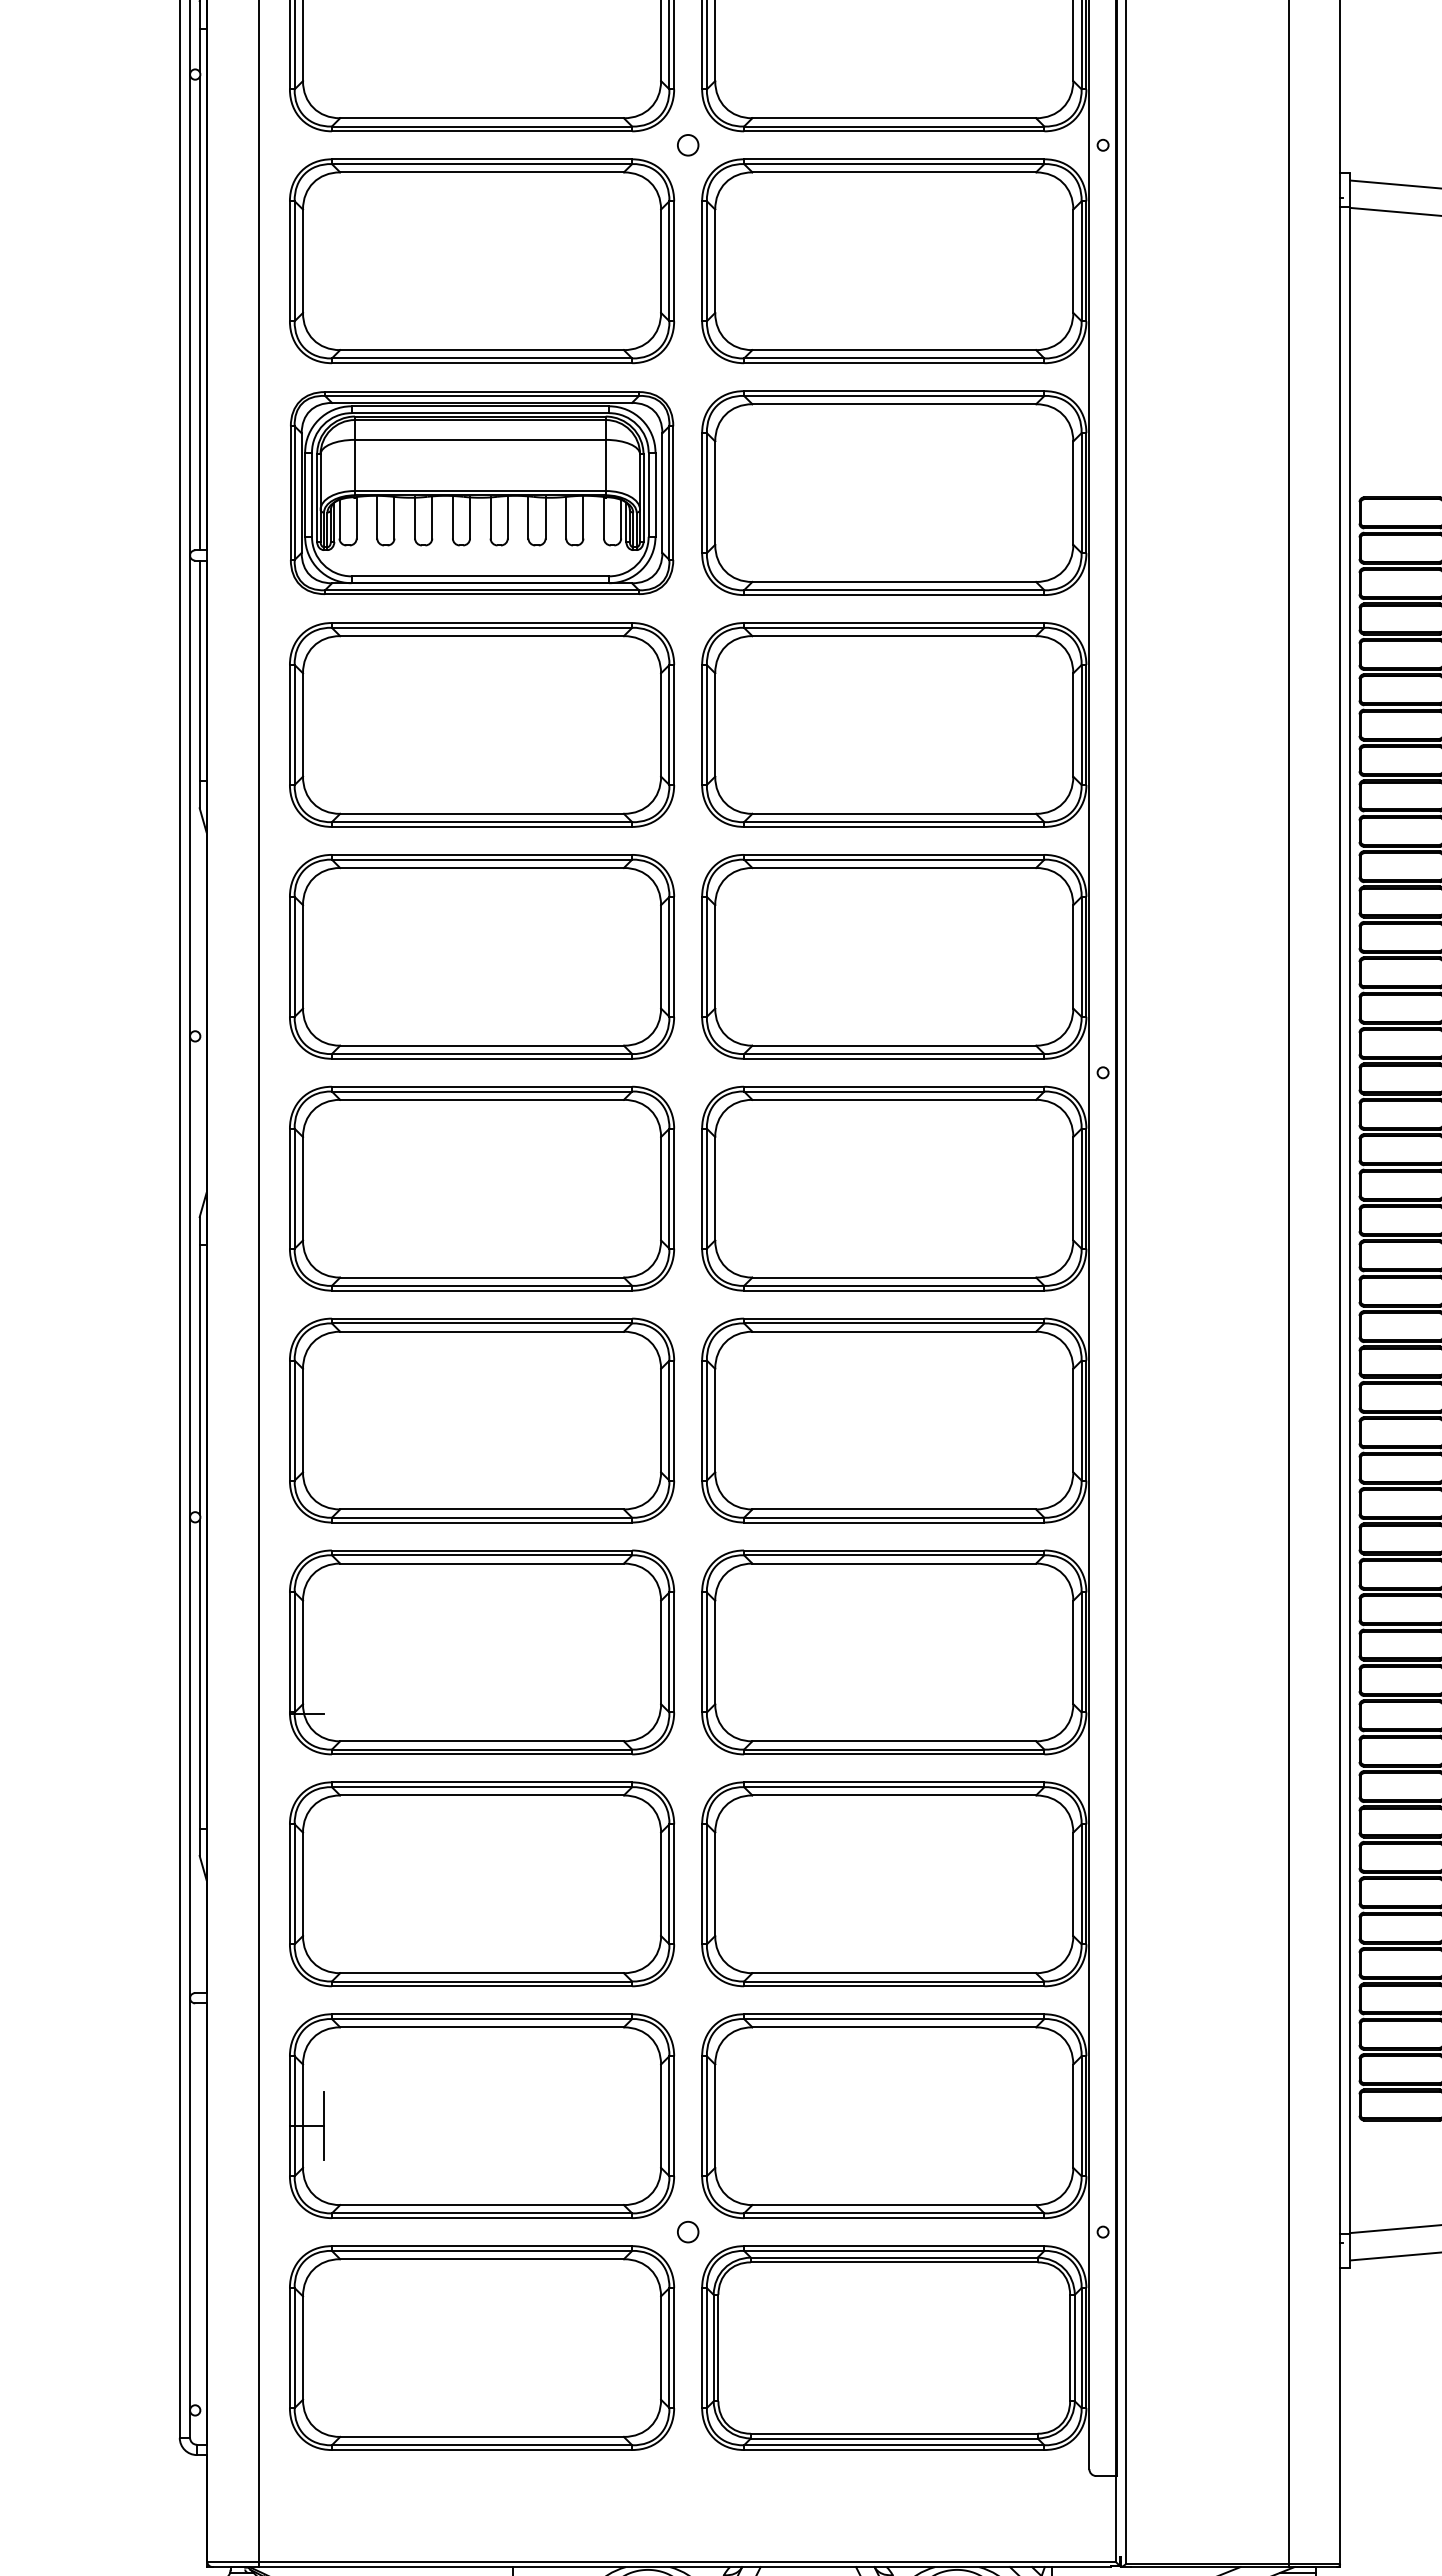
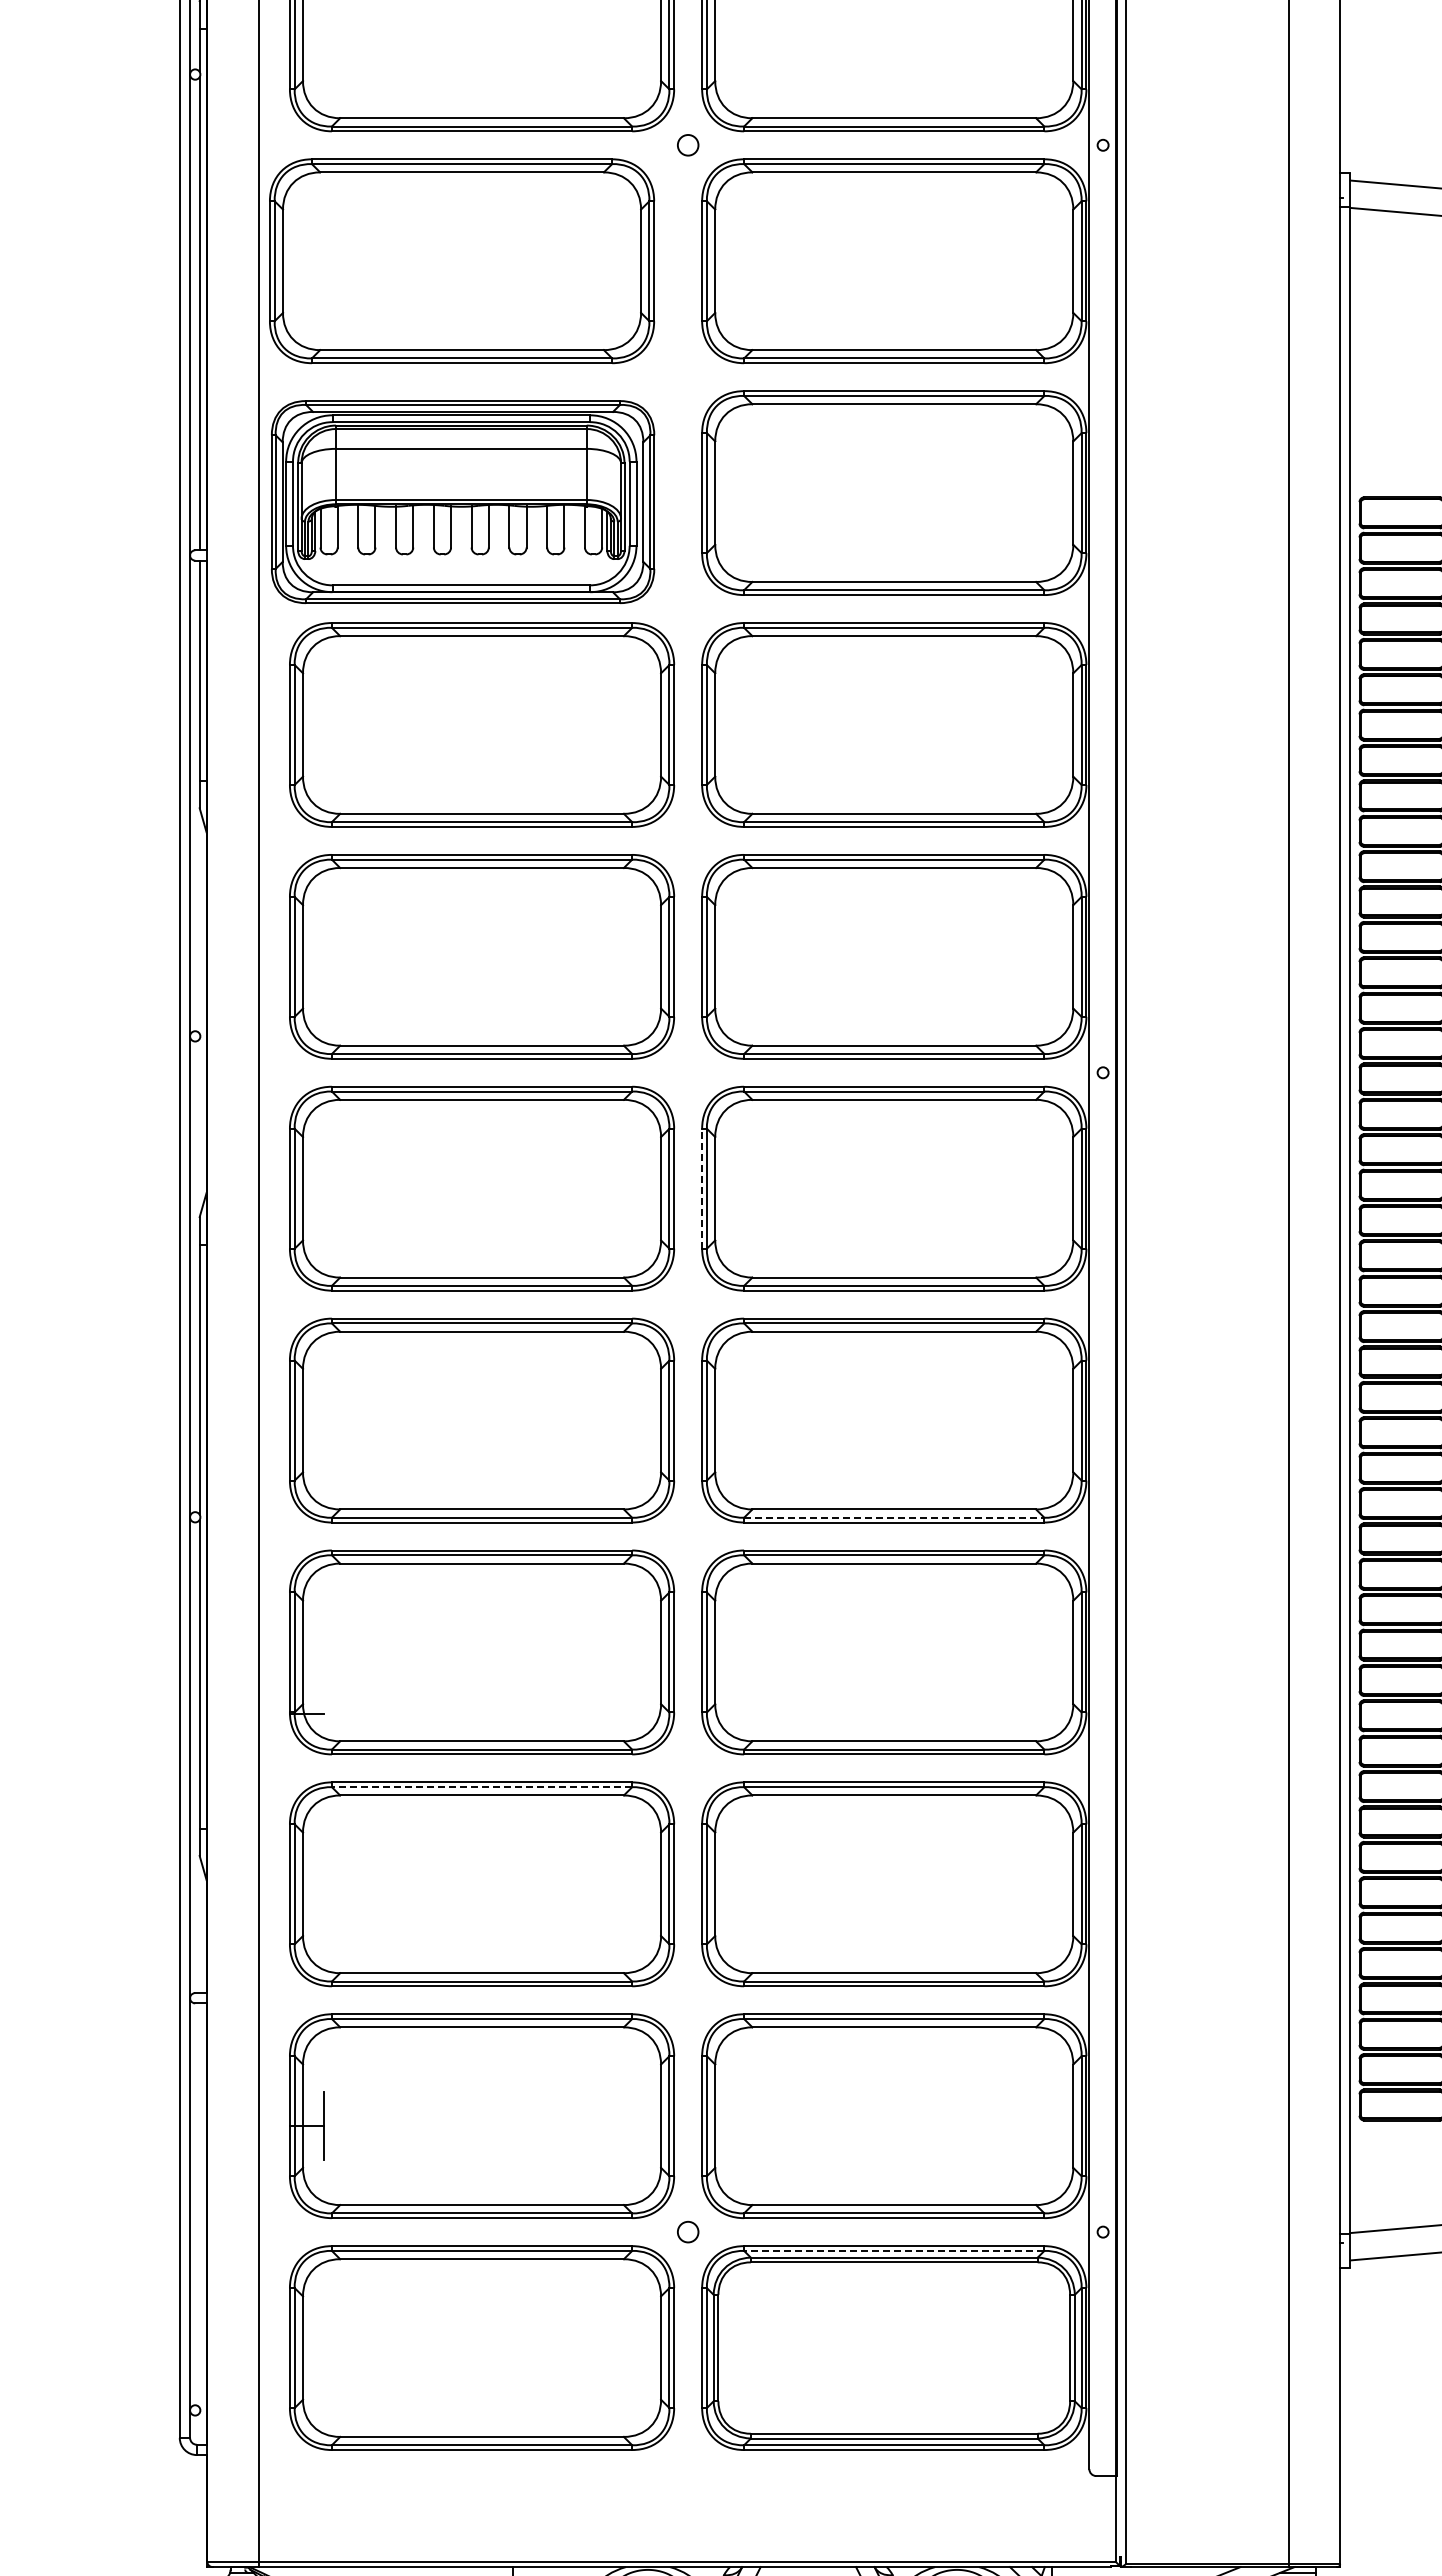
part position: (482, 261) -> (462, 261) (462, 261)
part position: (482, 492) -> (463, 501) (463, 501)
line: solid -> dashed (702, 1188)
line: solid -> dashed (894, 1517)
line: solid -> dashed (481, 1787)
line: solid -> dashed (893, 2250)
